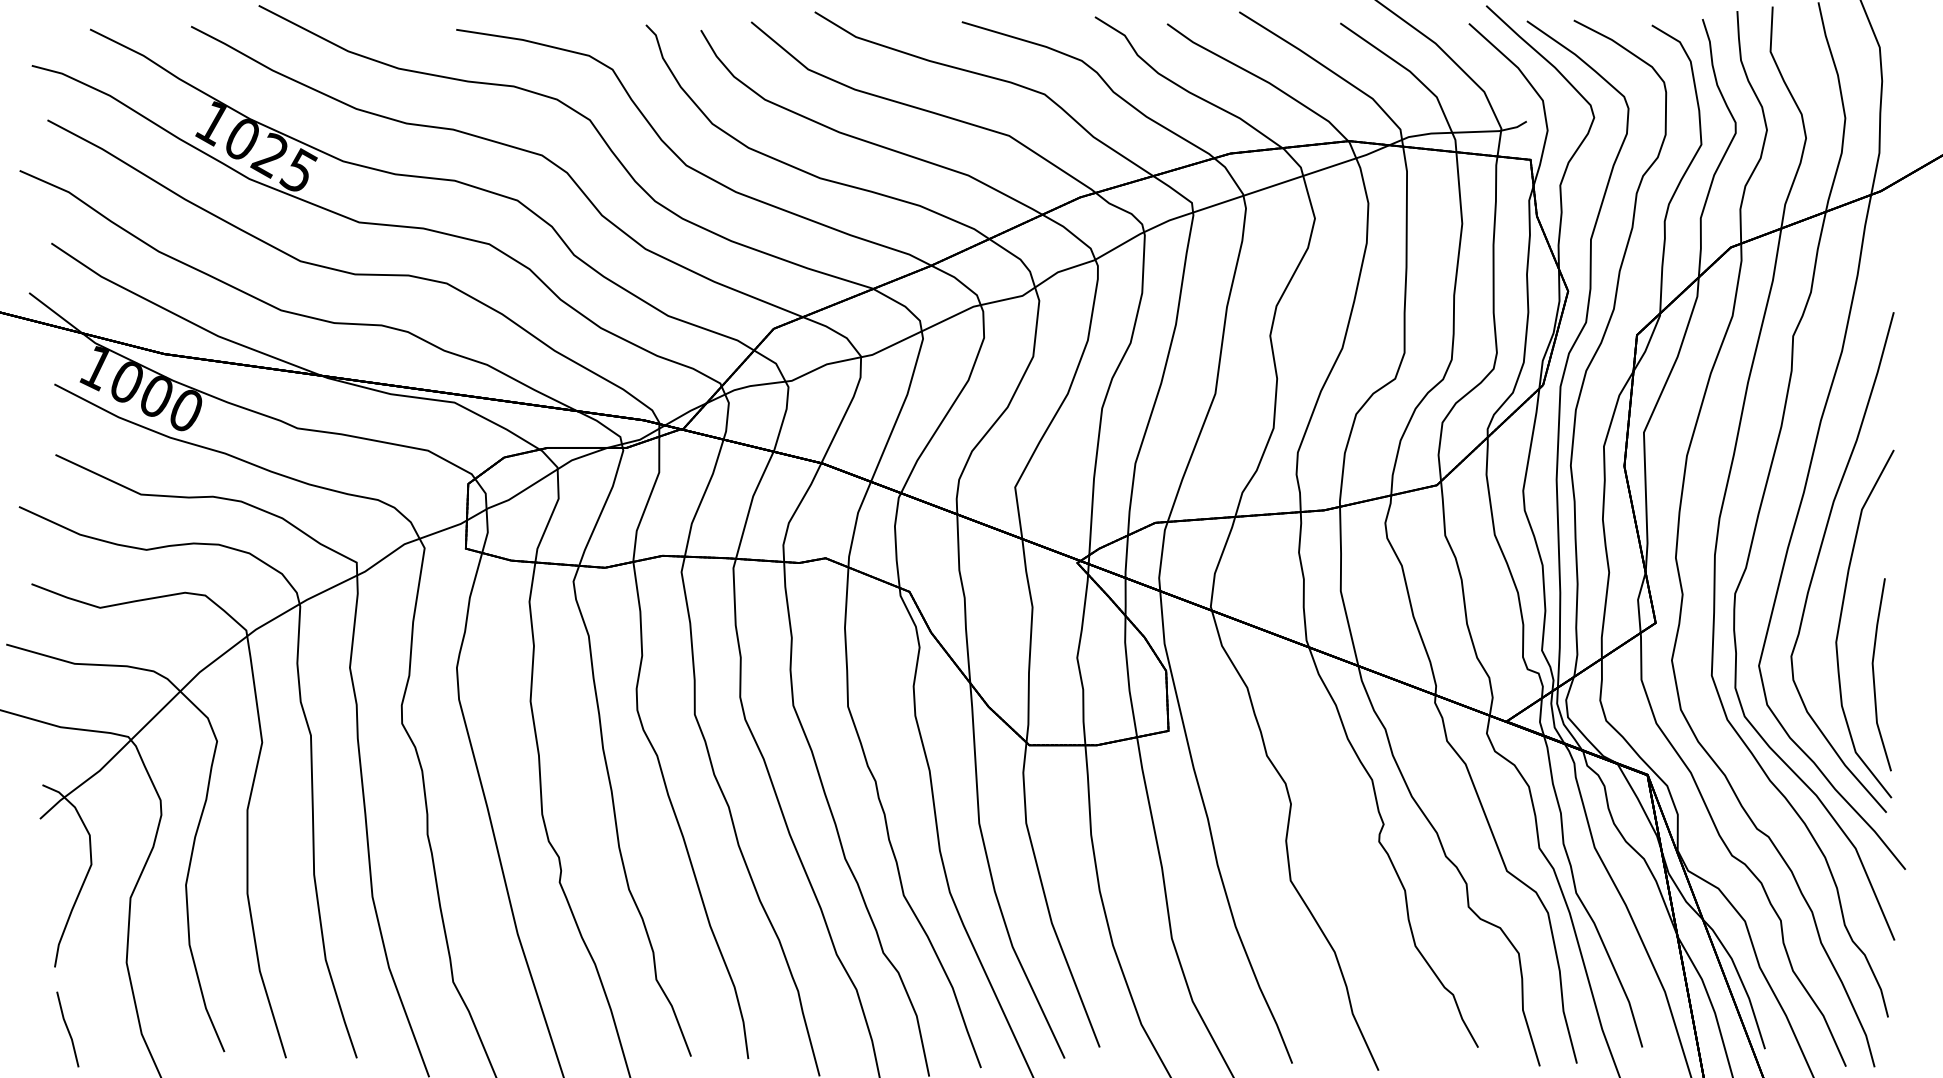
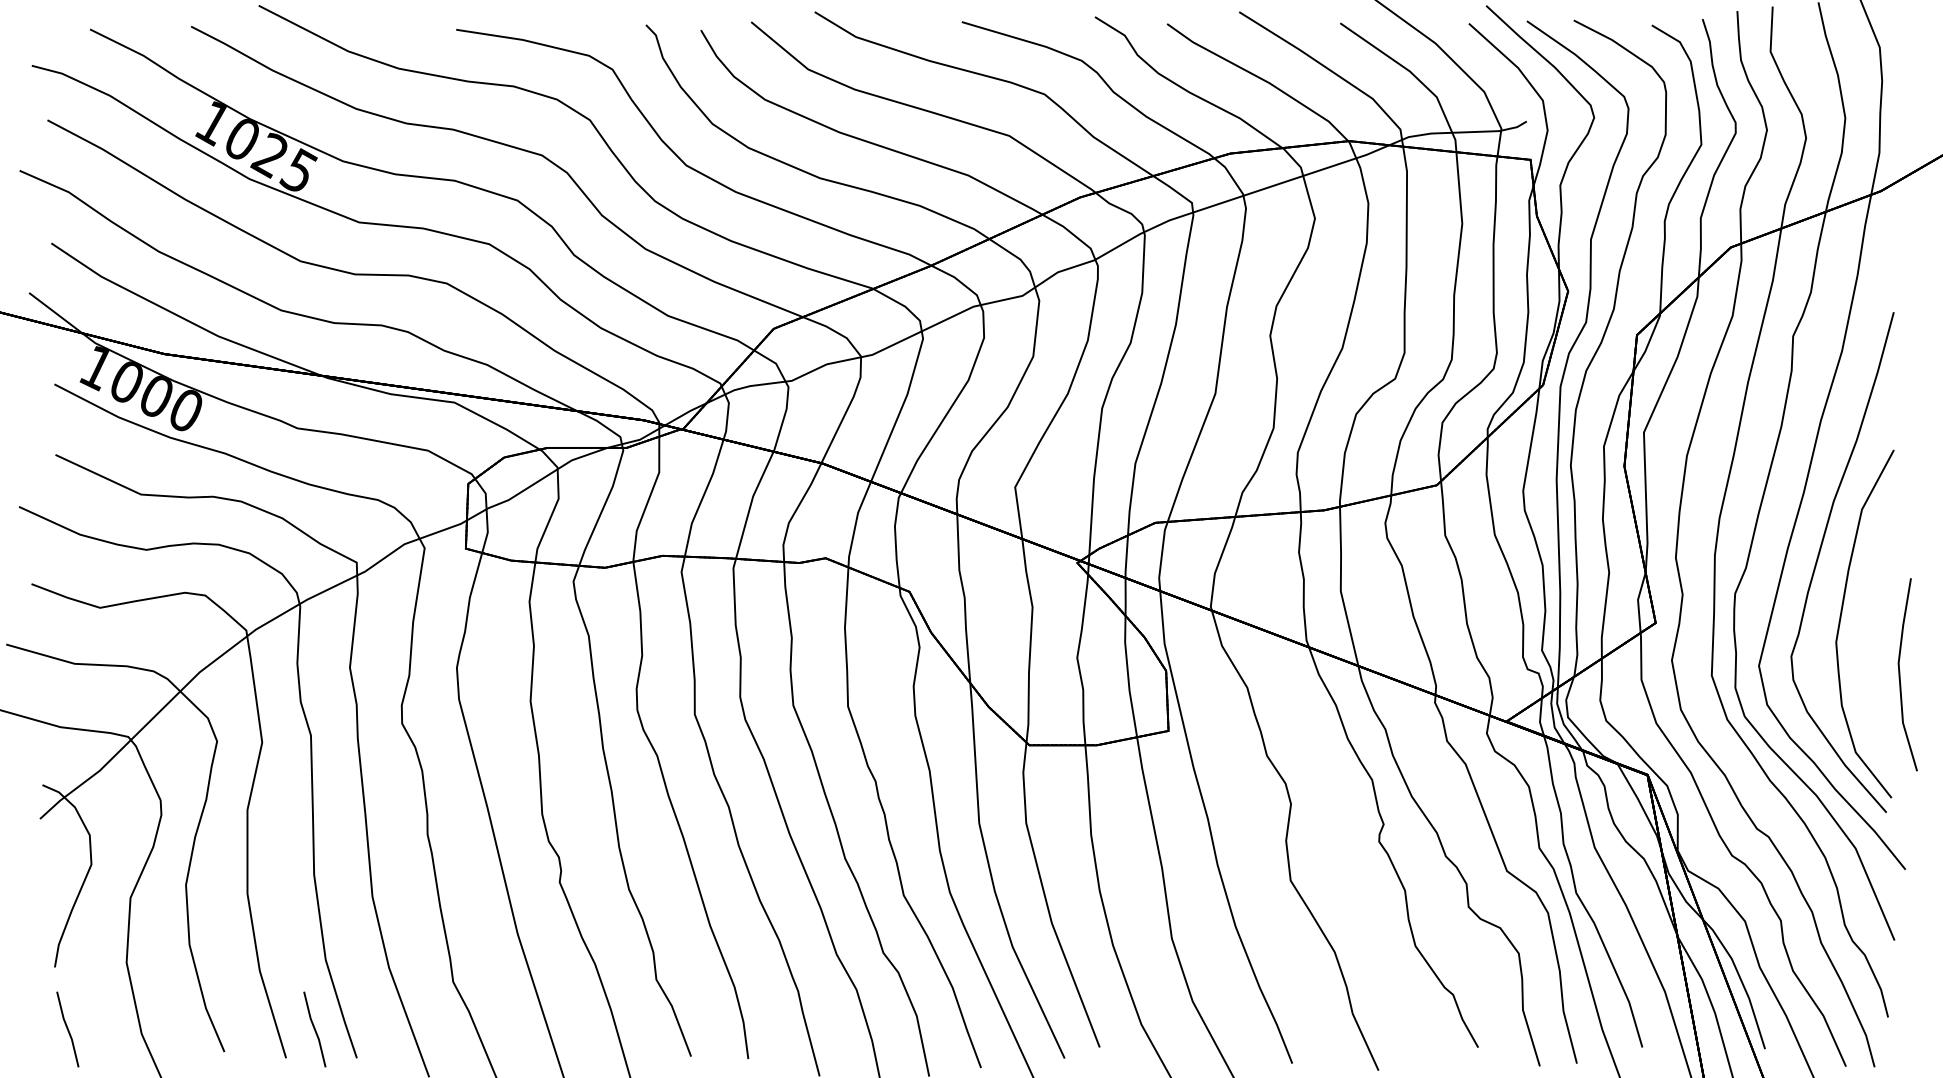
part position: (1874, 674) -> (1900, 674) (1900, 674)
line: none -> present (314, 1029)
